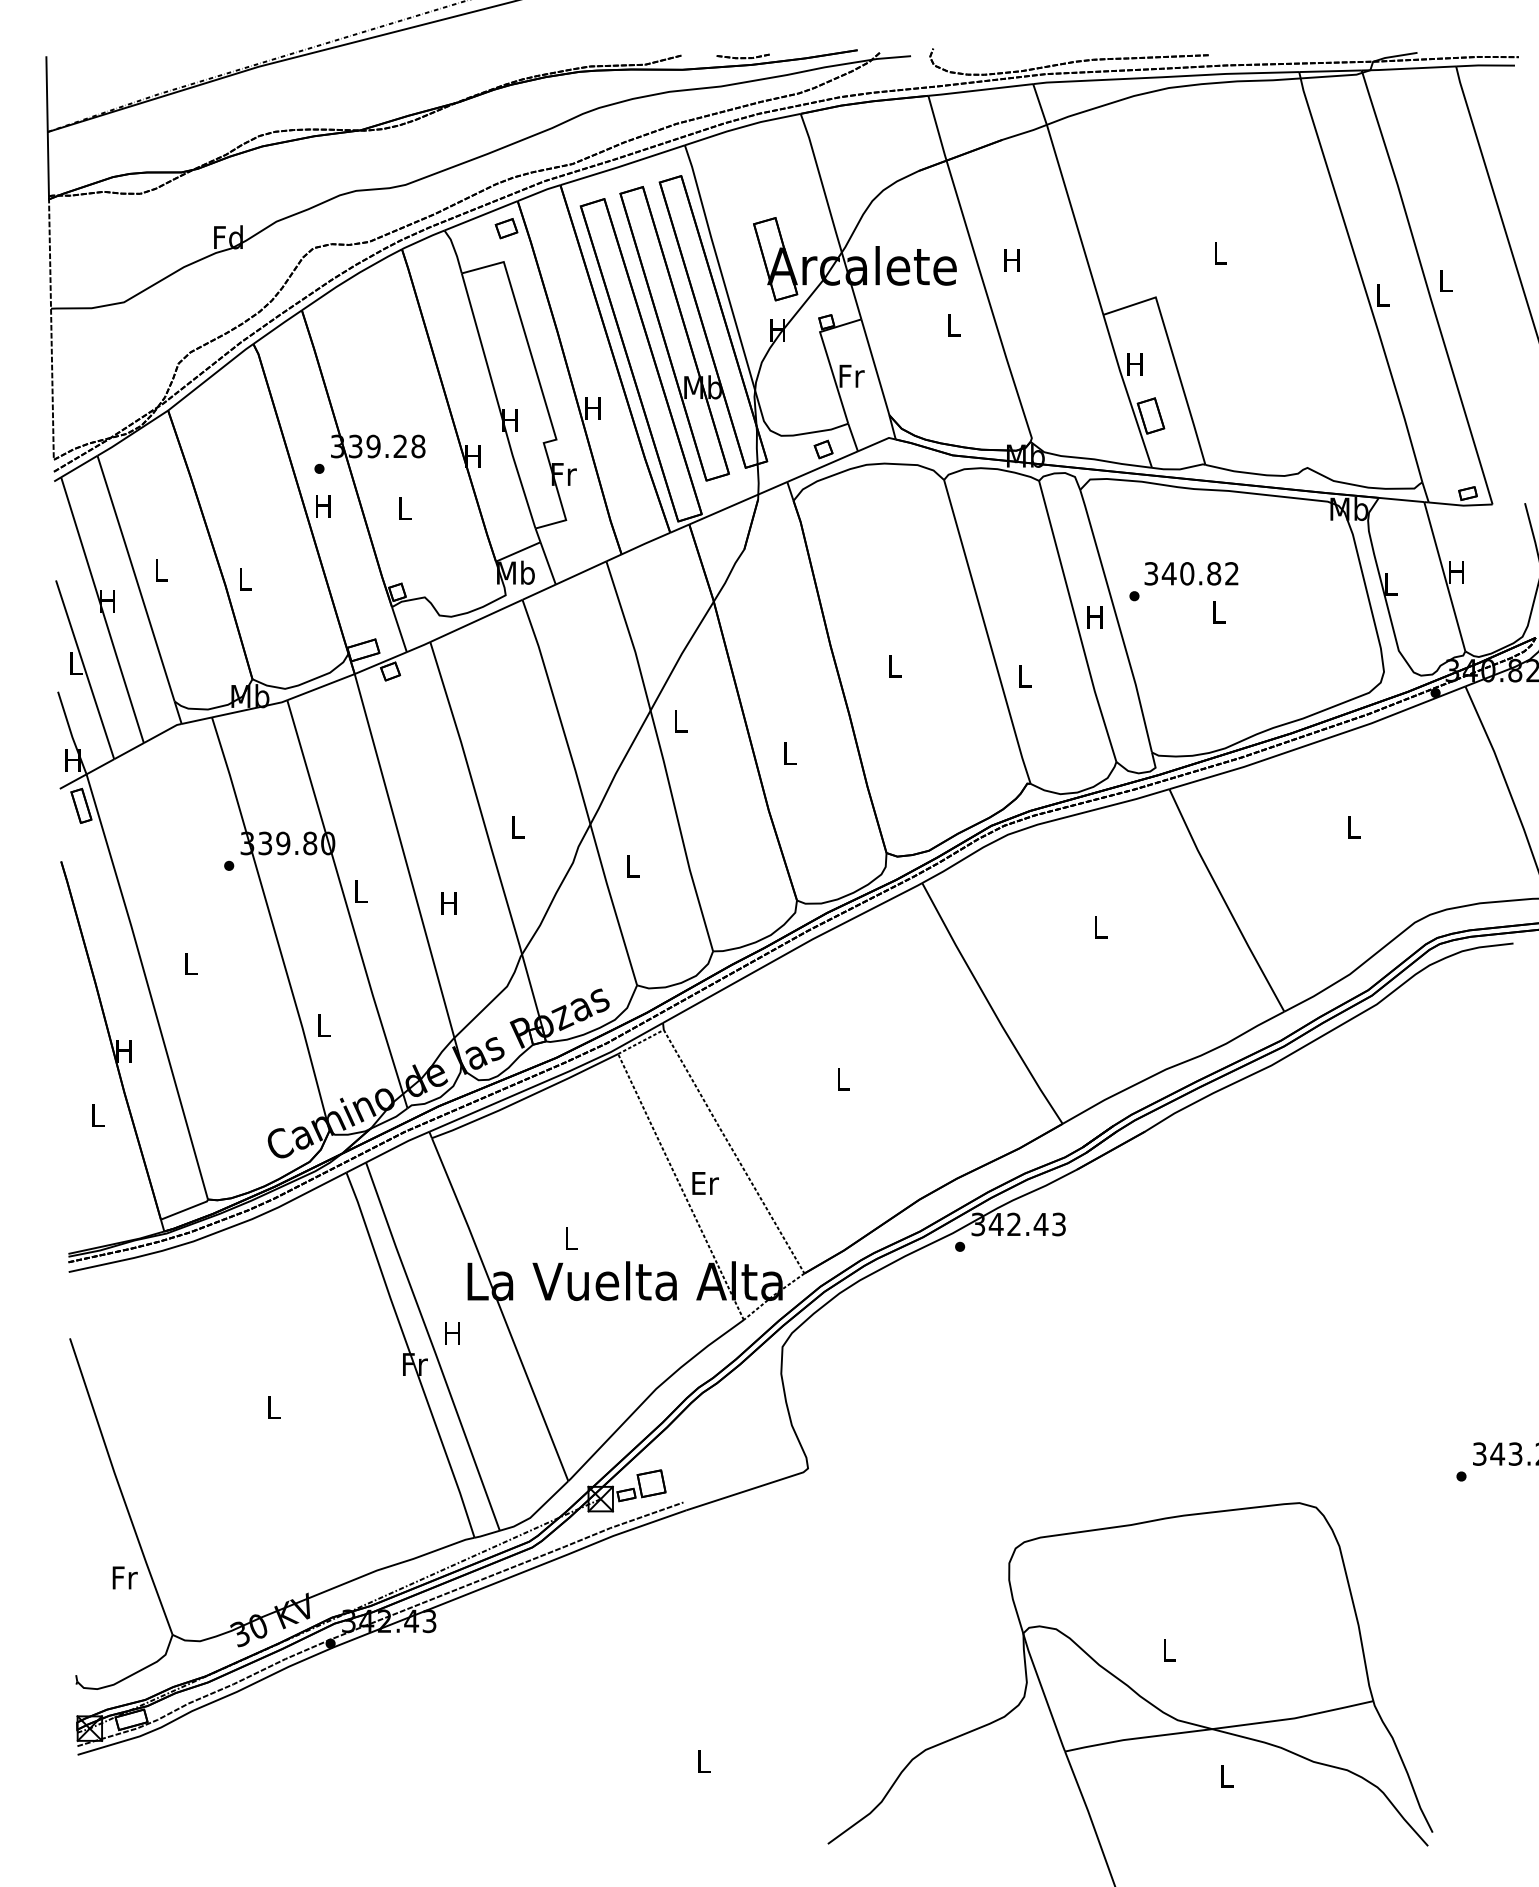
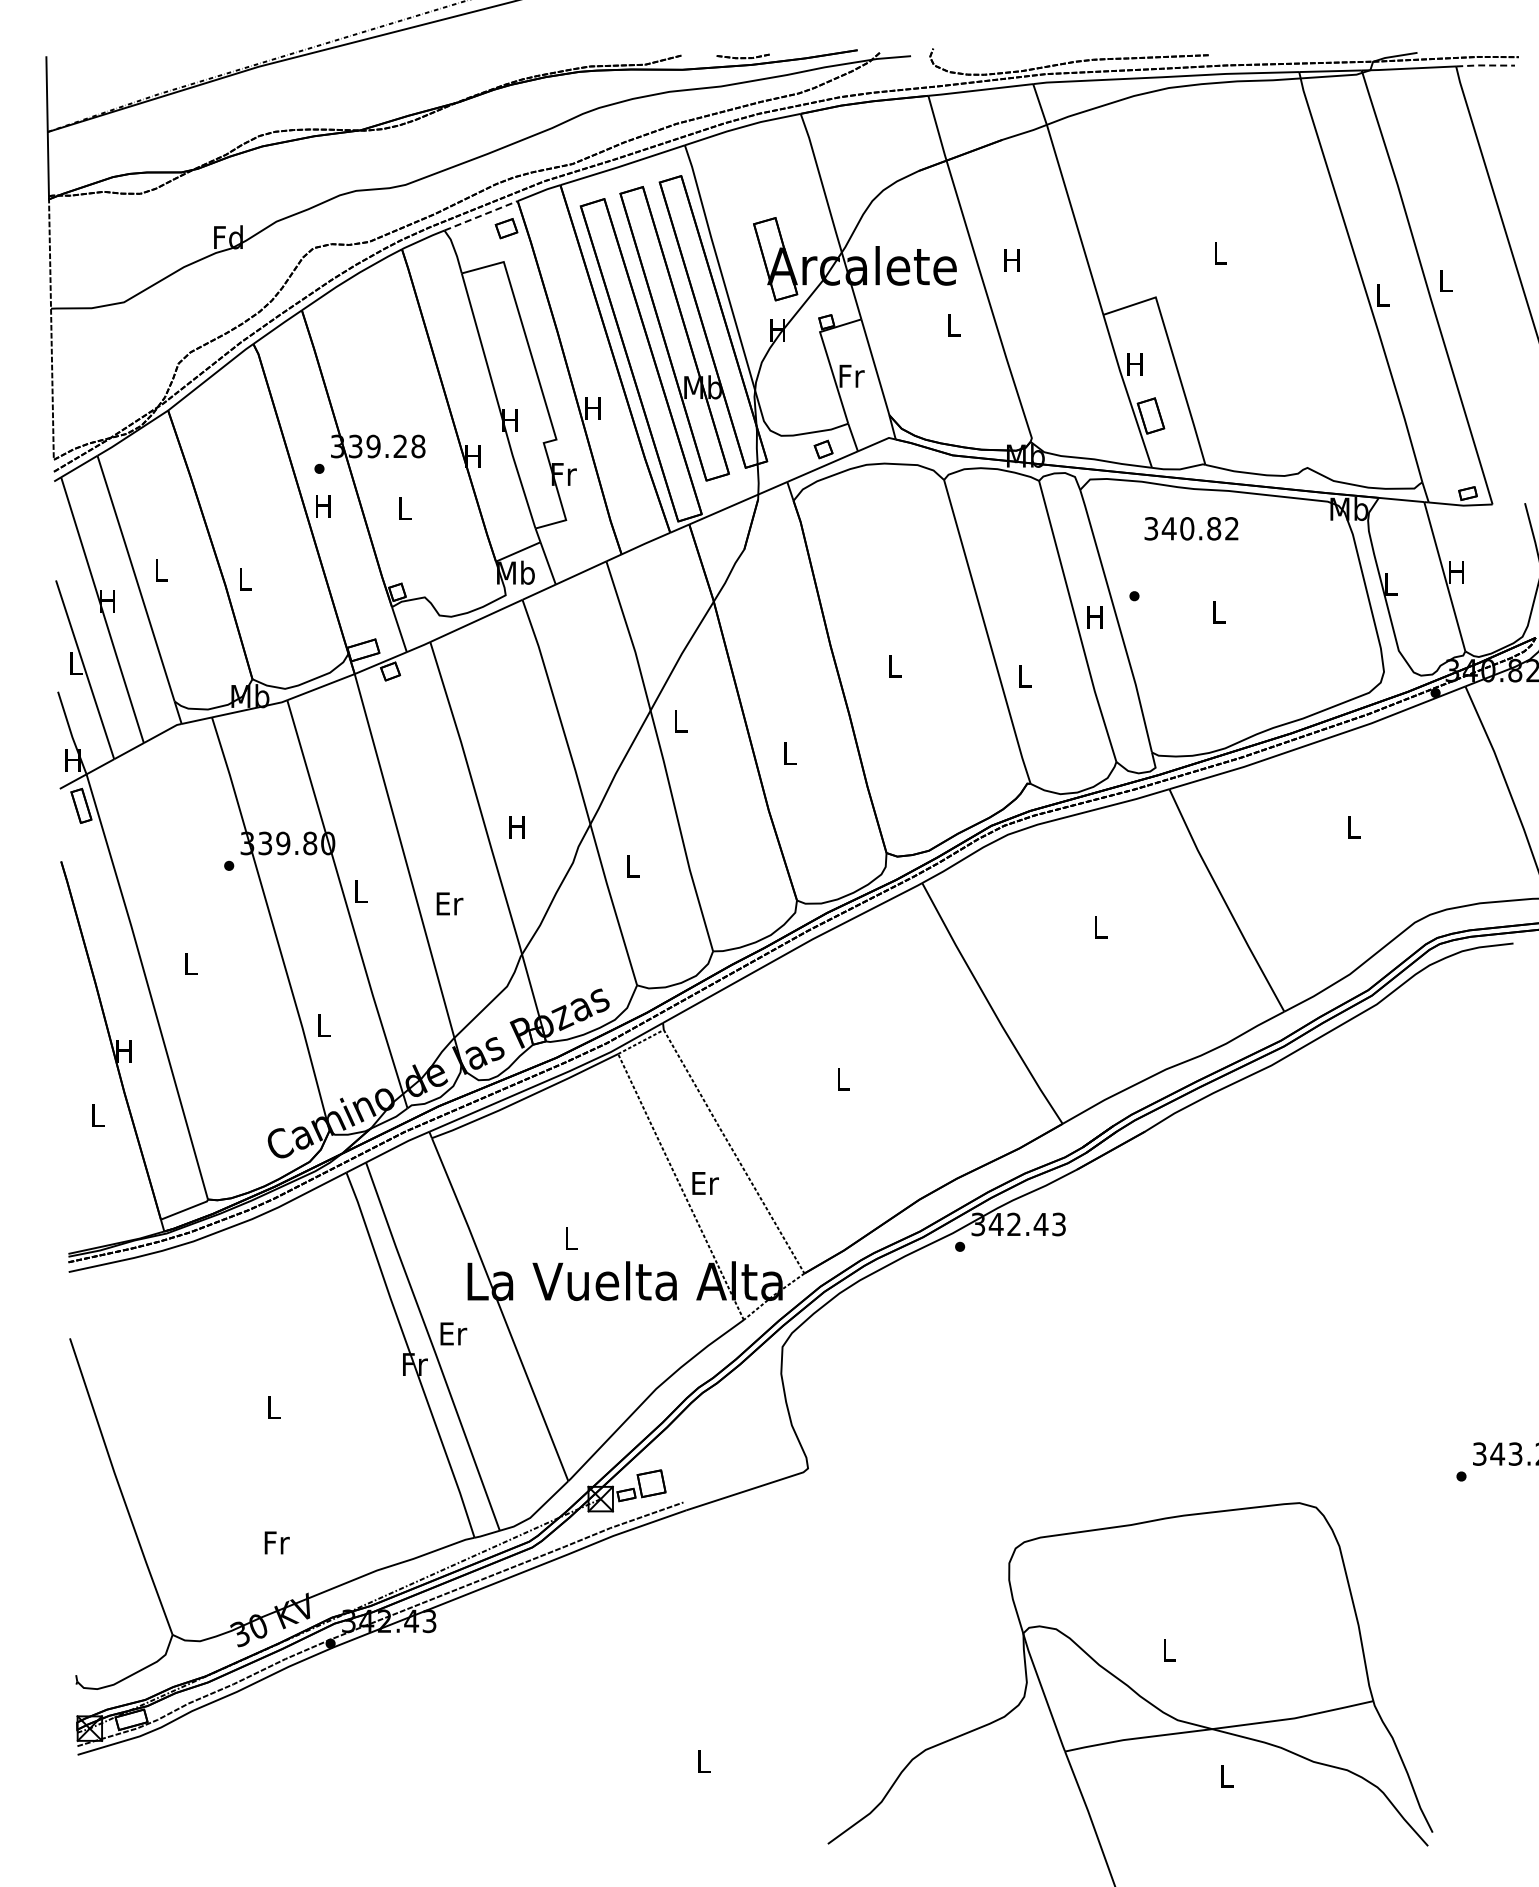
line: solid -> dashed (1485, 65)
line: solid -> dashed (481, 215)
text position: (1191, 573) -> (1191, 528) (1191, 528)
text: L -> H (516, 827)
text: H -> Er (449, 903)
text: H -> Er (453, 1333)
text position: (124, 1577) -> (276, 1542) (276, 1542)
